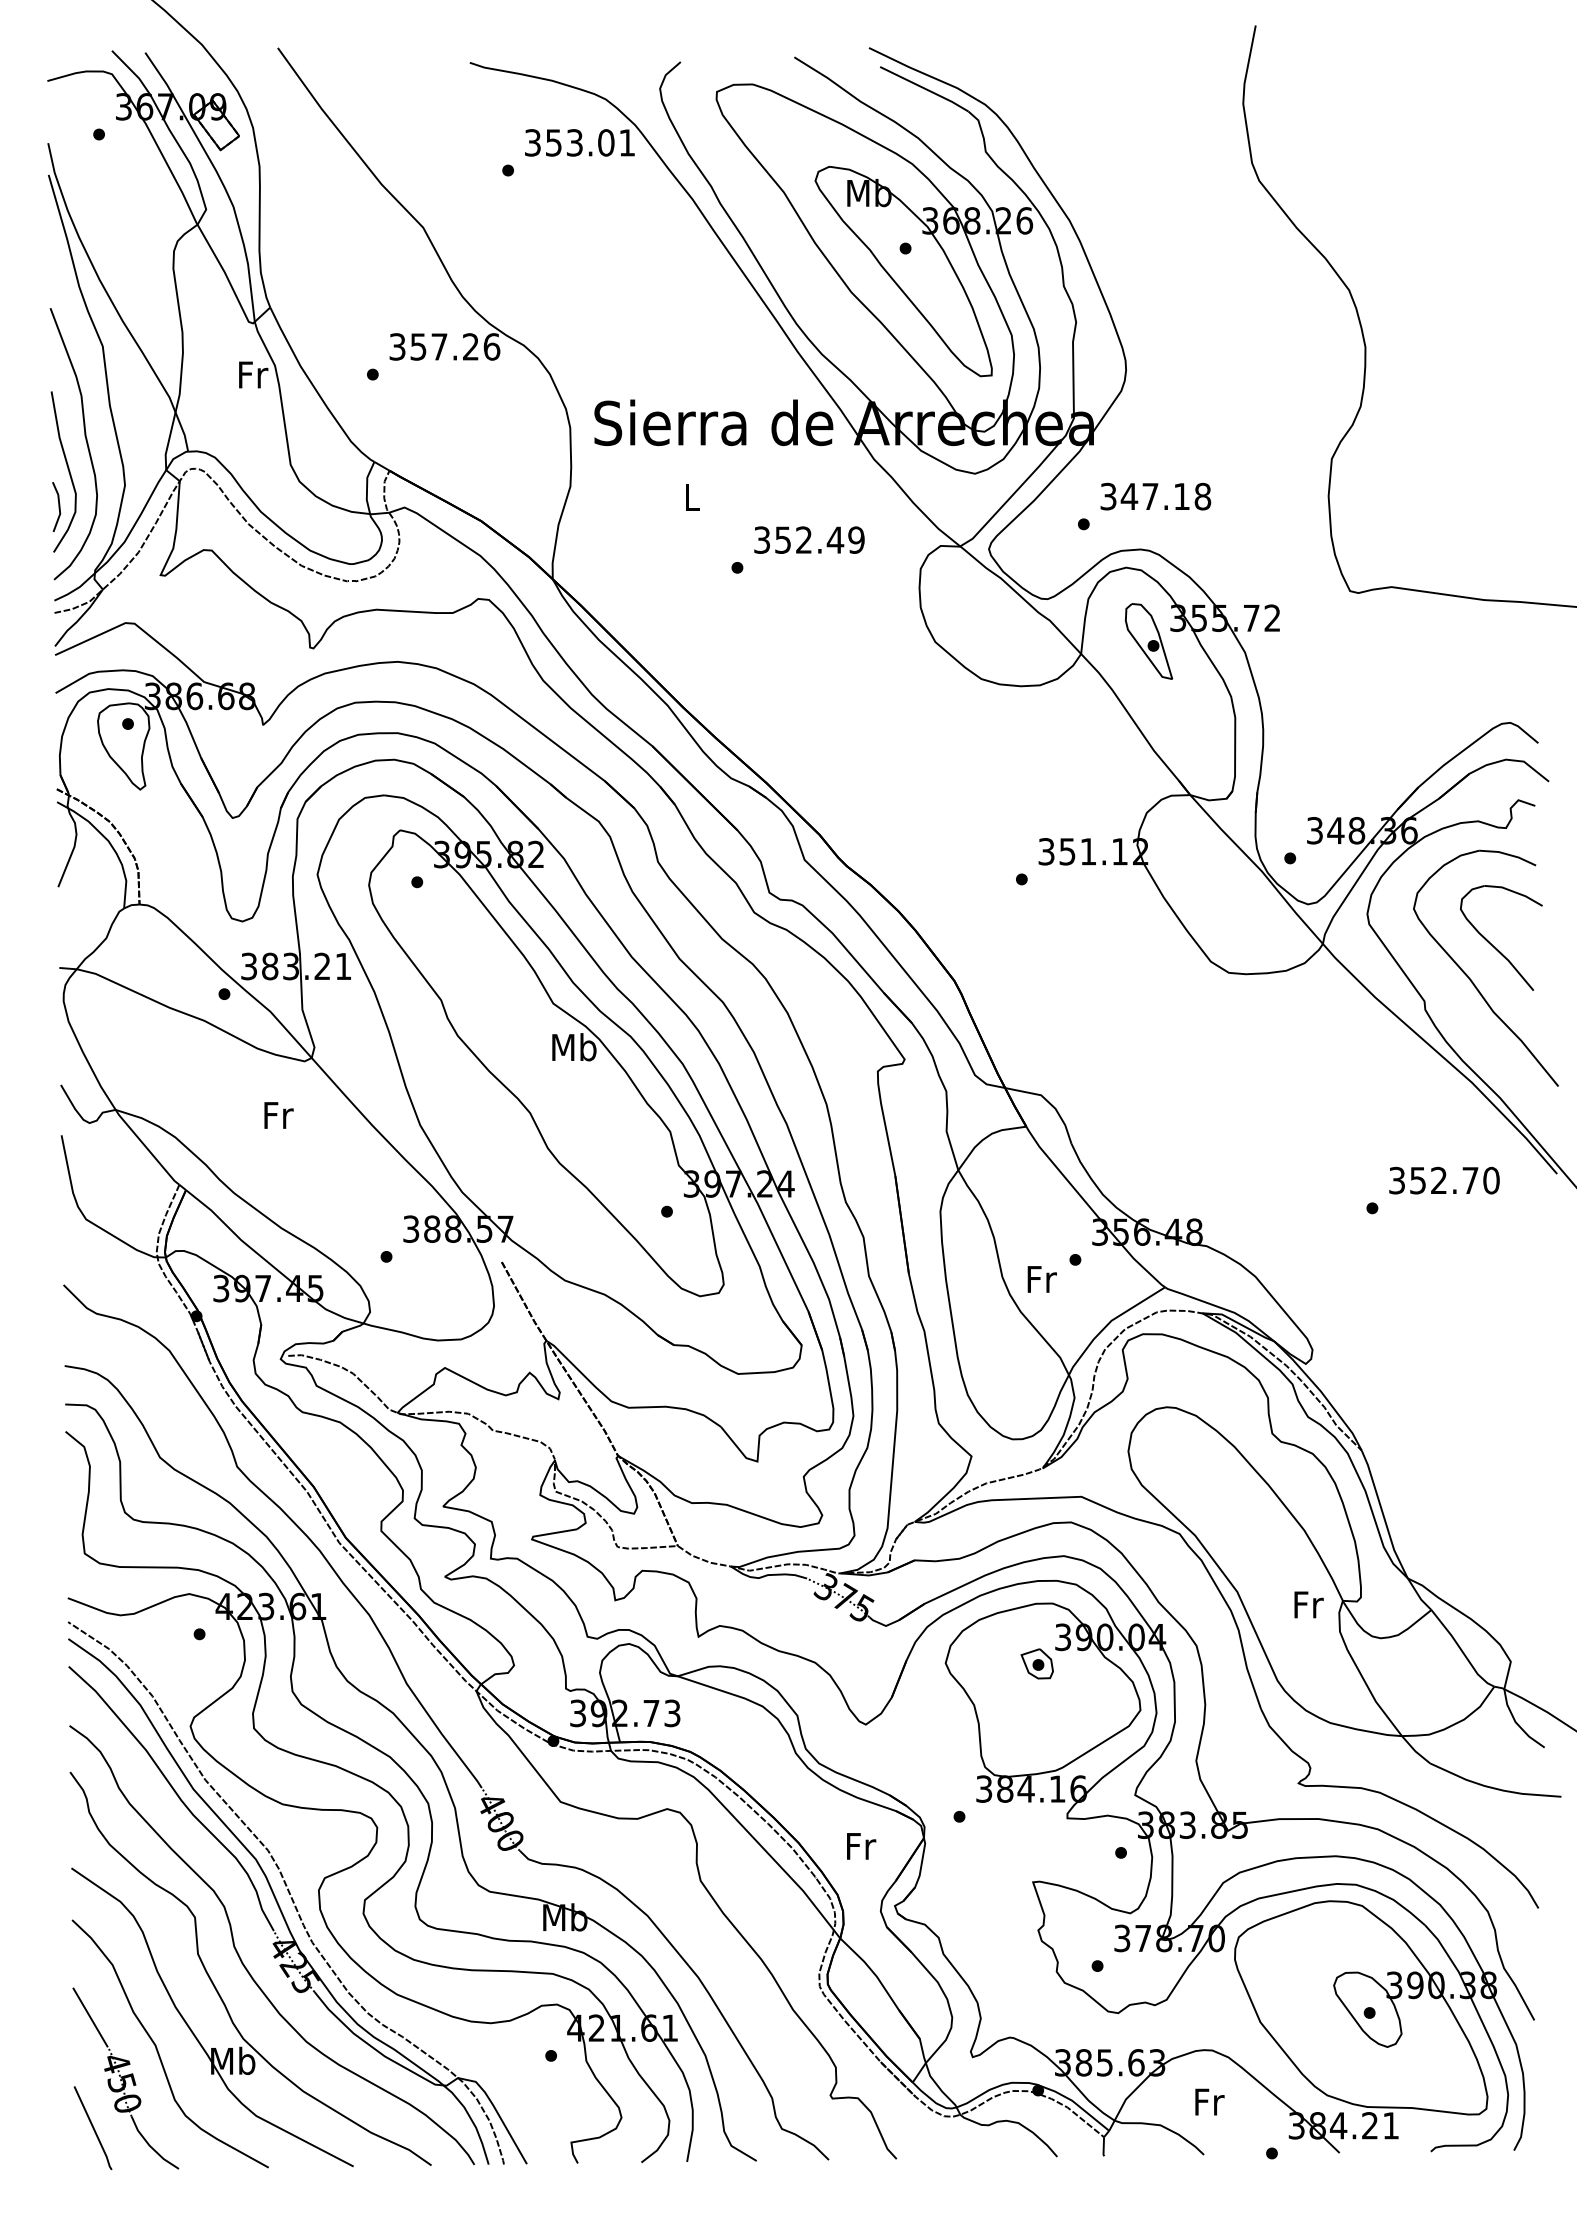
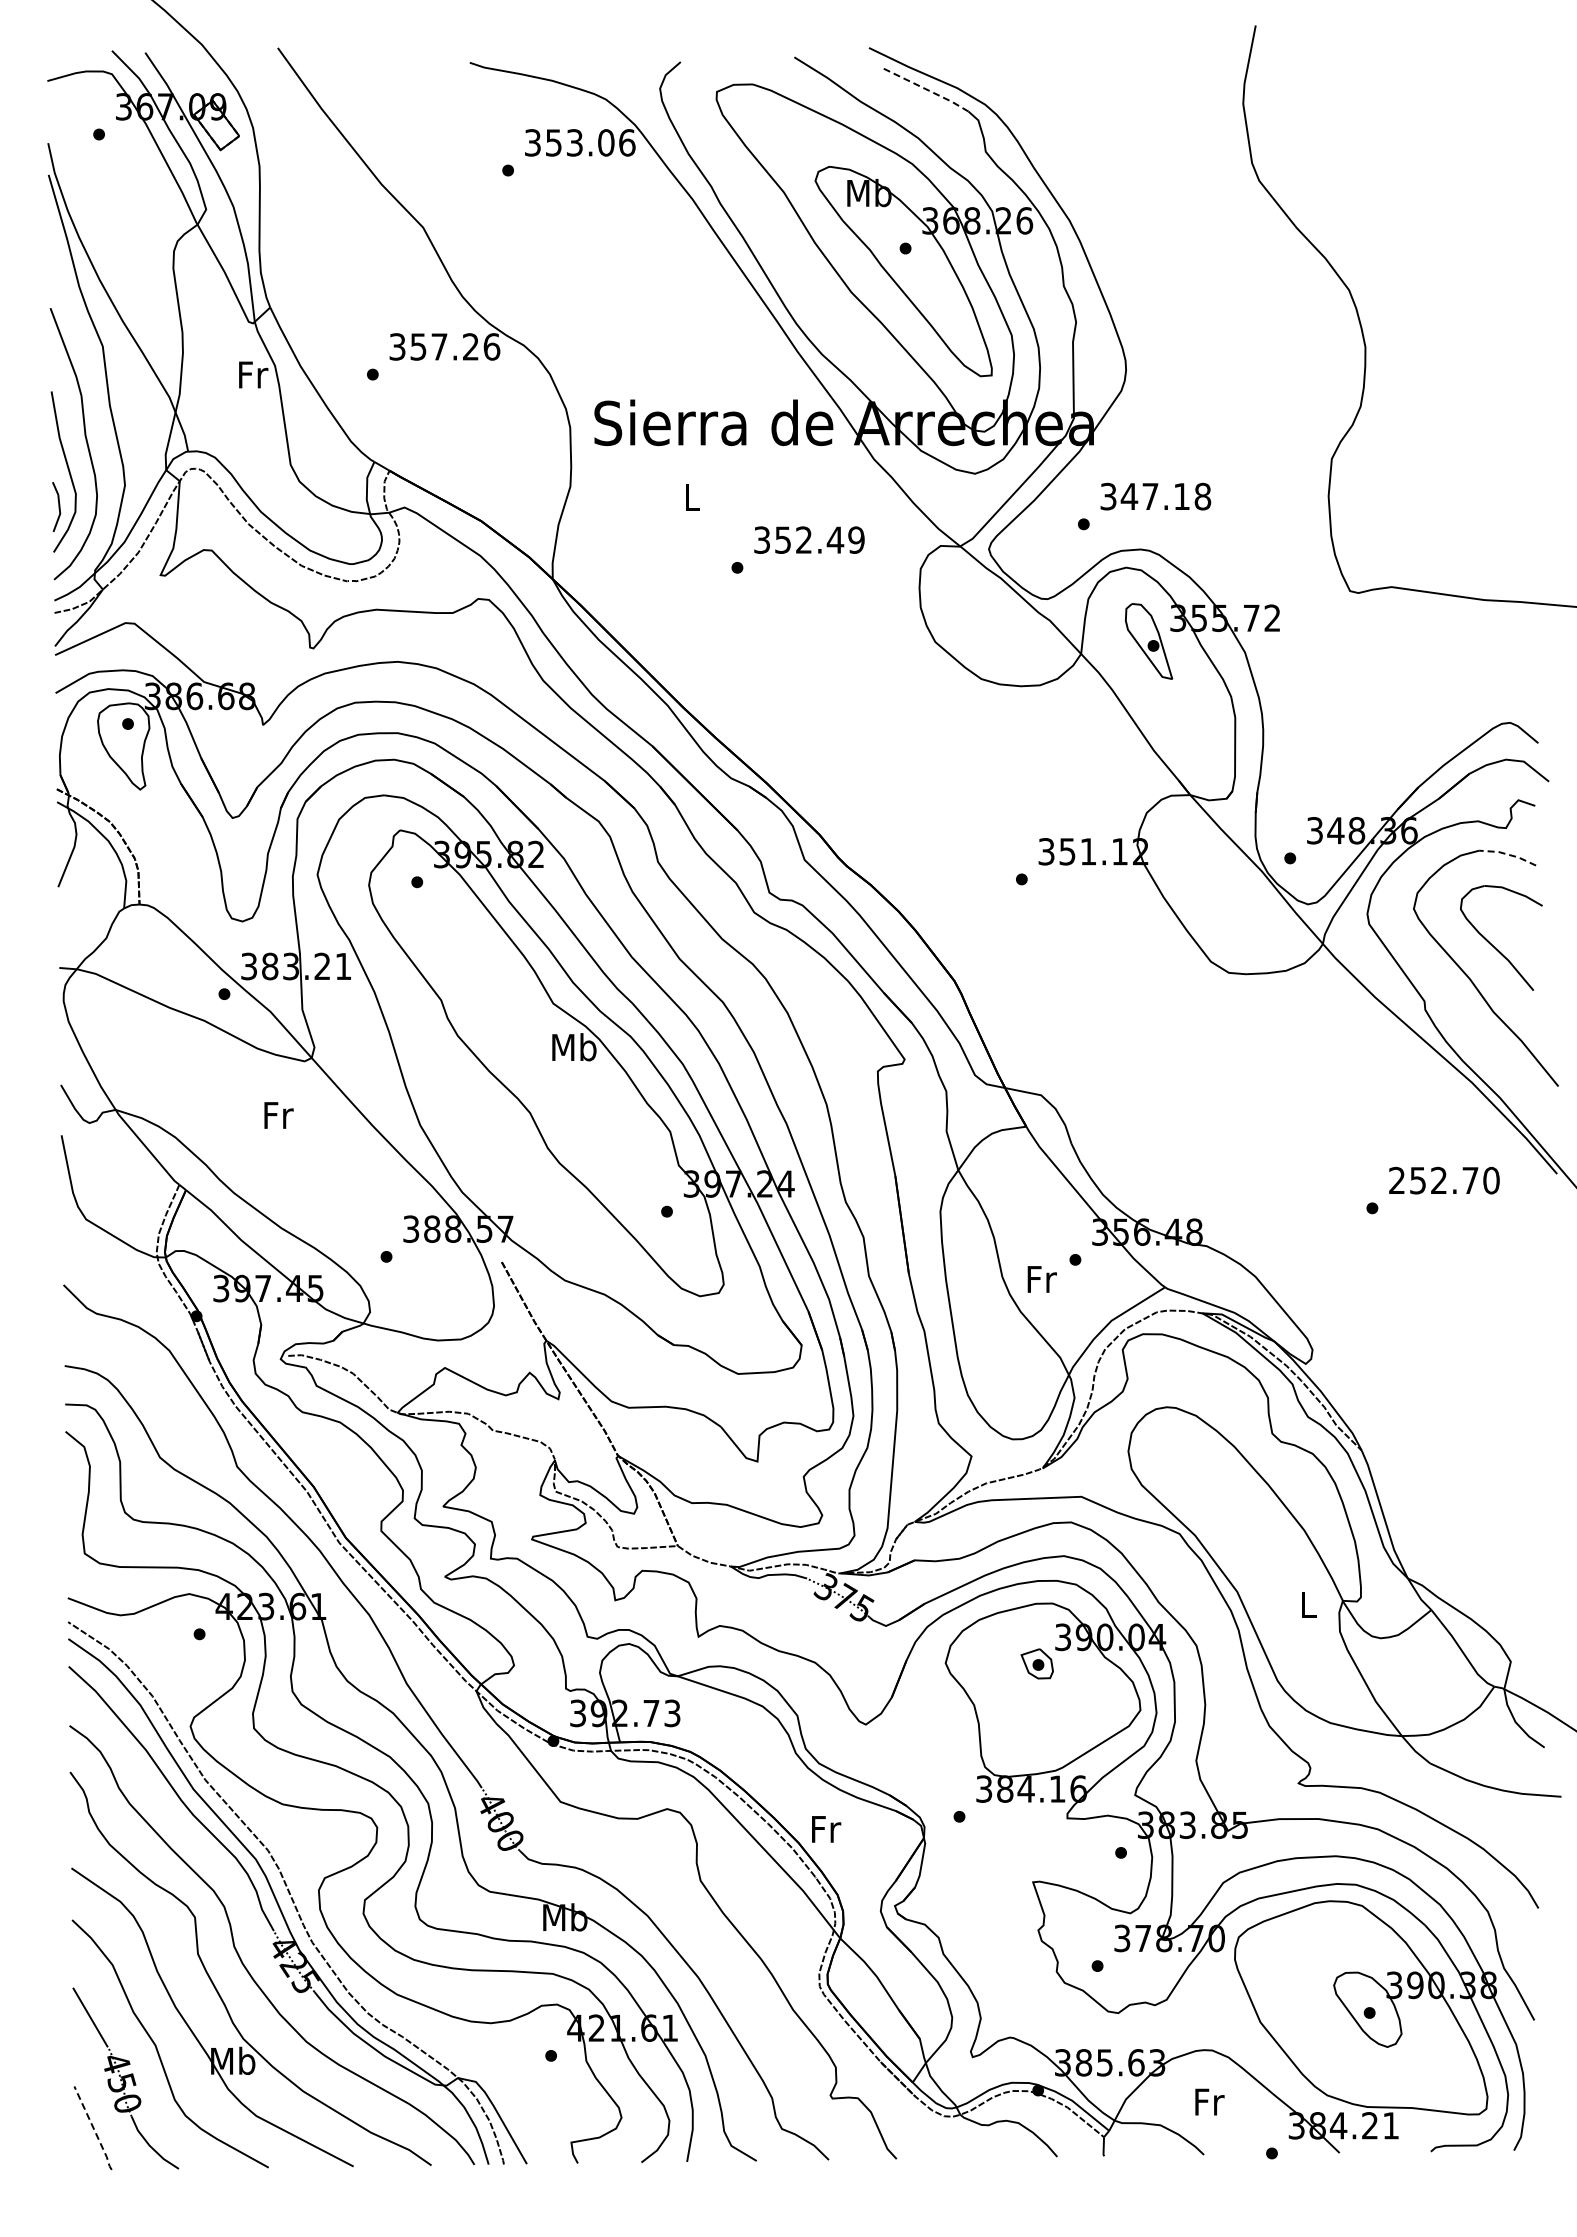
line: solid -> dashed (925, 88)
text: 353.01 -> 353.06 (627, 142)
line: solid -> dashed (1508, 854)
text: 352.70 -> 252.70 (1396, 1180)
text: Fr -> L (1308, 1604)
text position: (861, 1846) -> (826, 1829) (826, 1829)
line: solid -> dashed (93, 2128)
